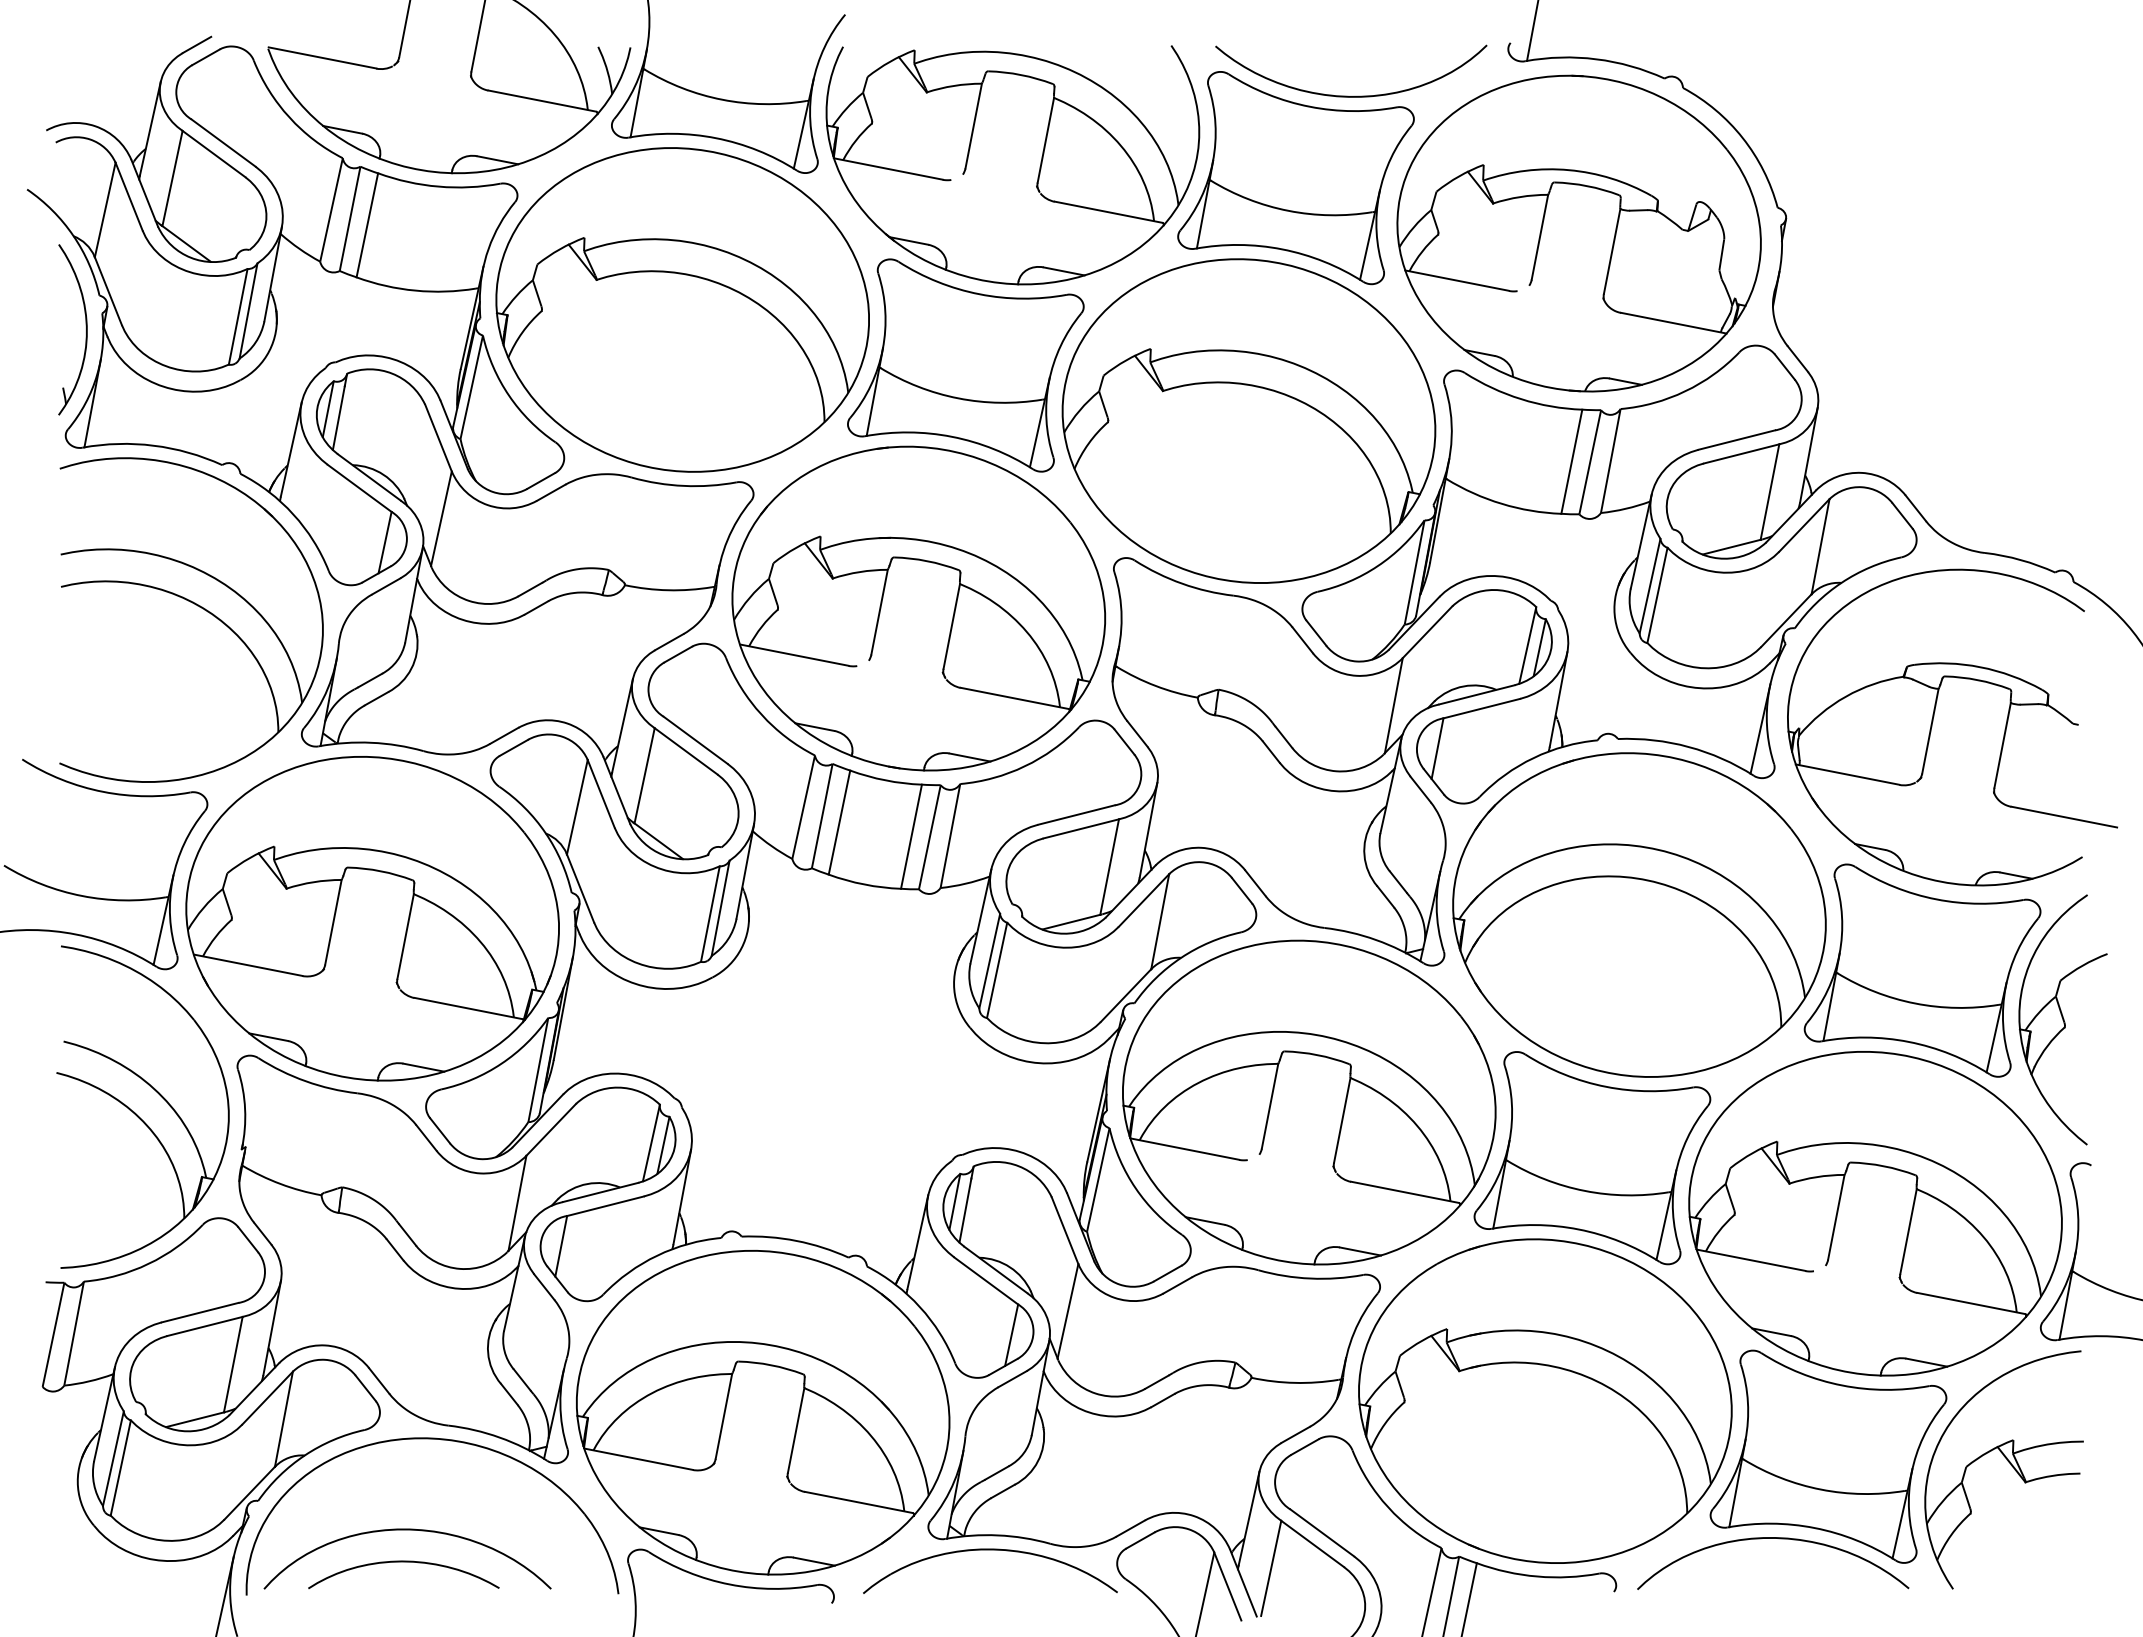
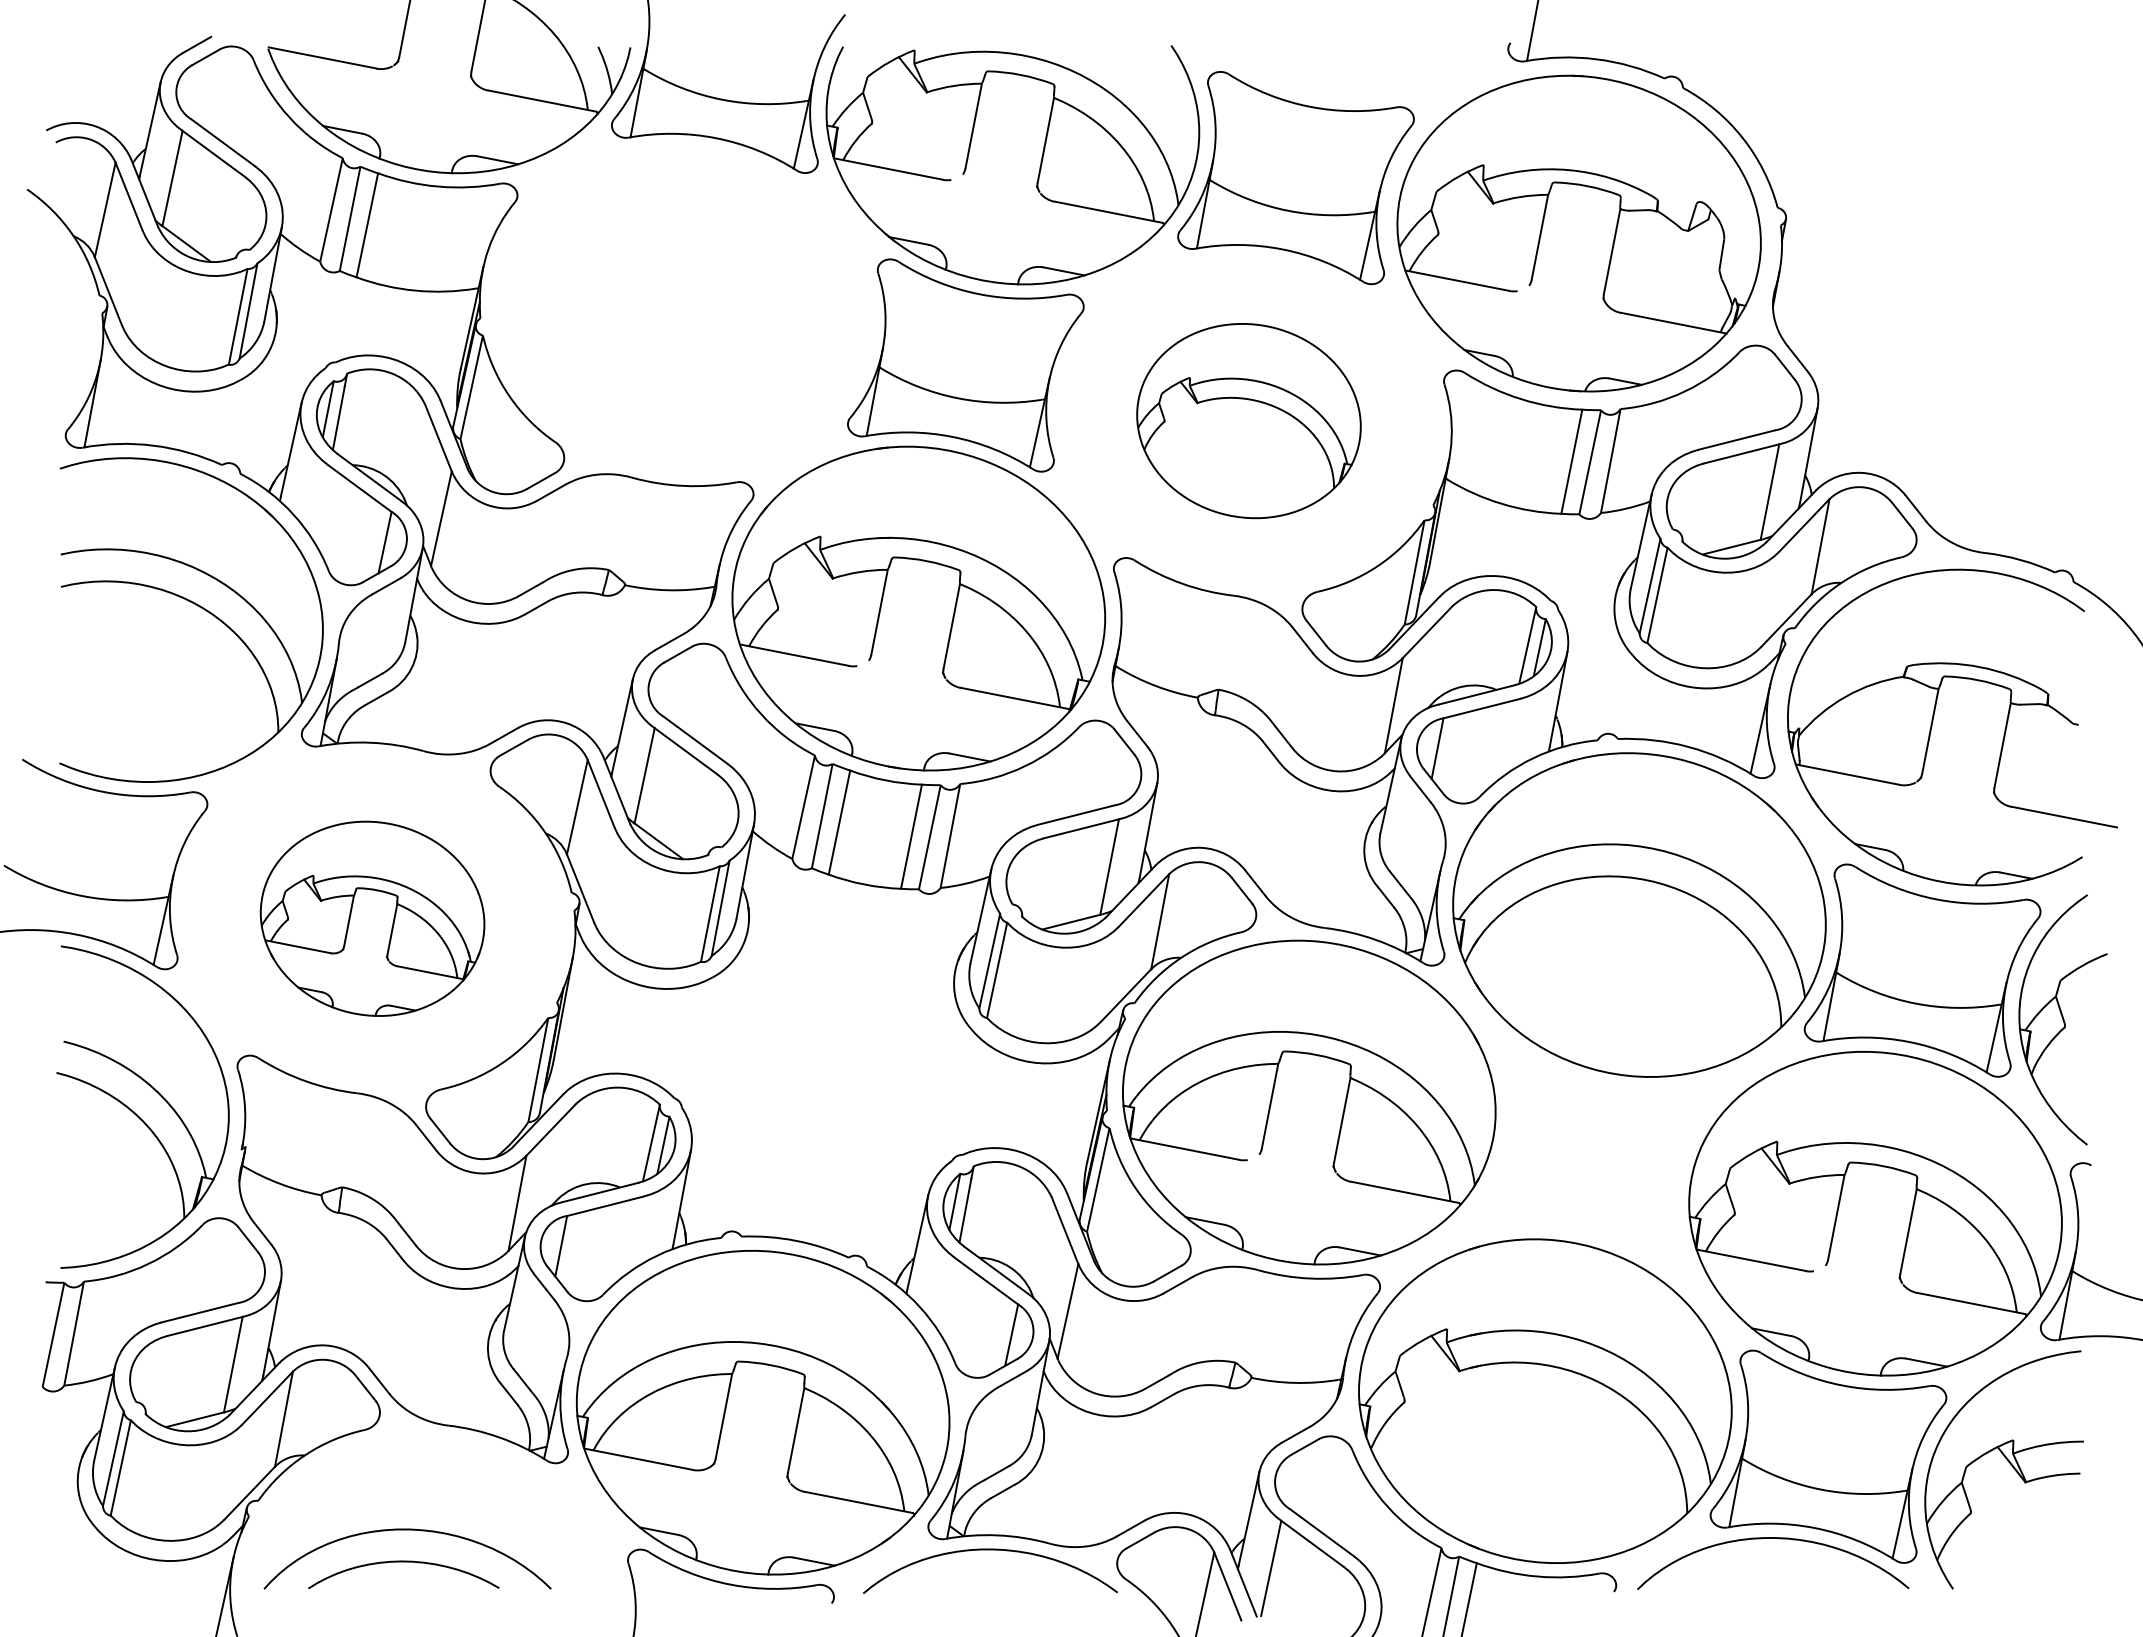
curve: present -> none (1347, 95)
part: present -> none (682, 309)
part: present -> none (85, 326)
part size: 376x326 px -> 226x197 px (1248, 421)
part size: 375x326 px -> 227x197 px (372, 918)
part: present -> none (1592, 1158)
part: present -> none (441, 1440)
